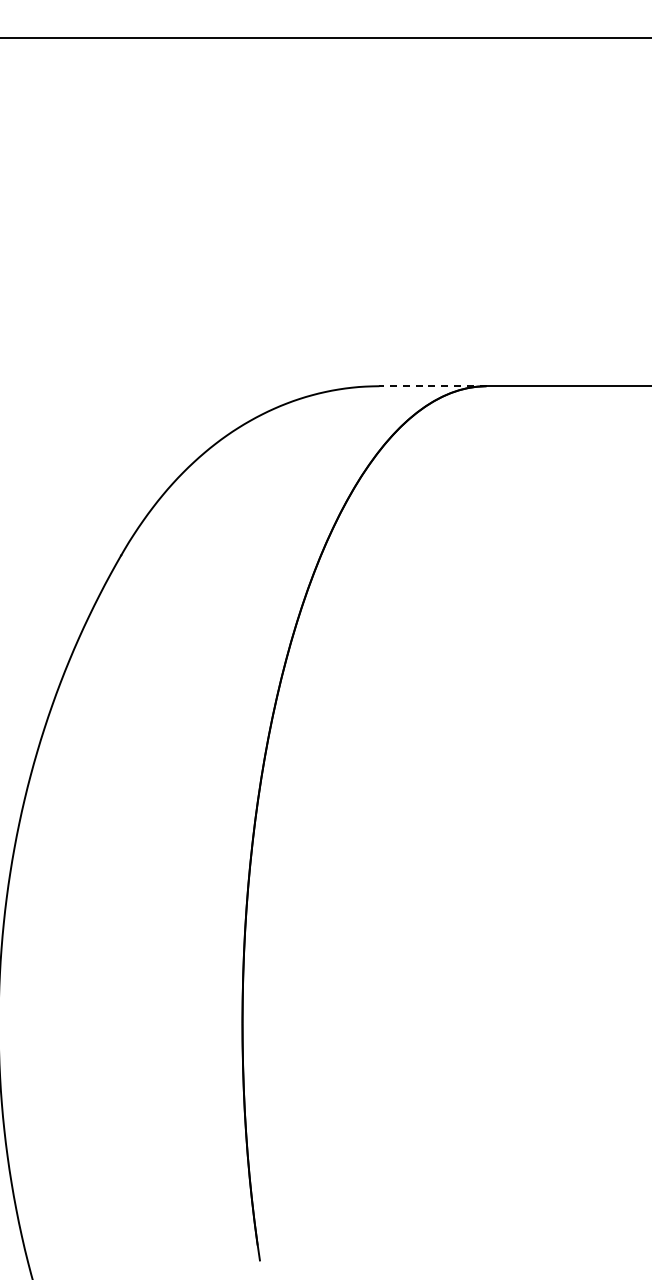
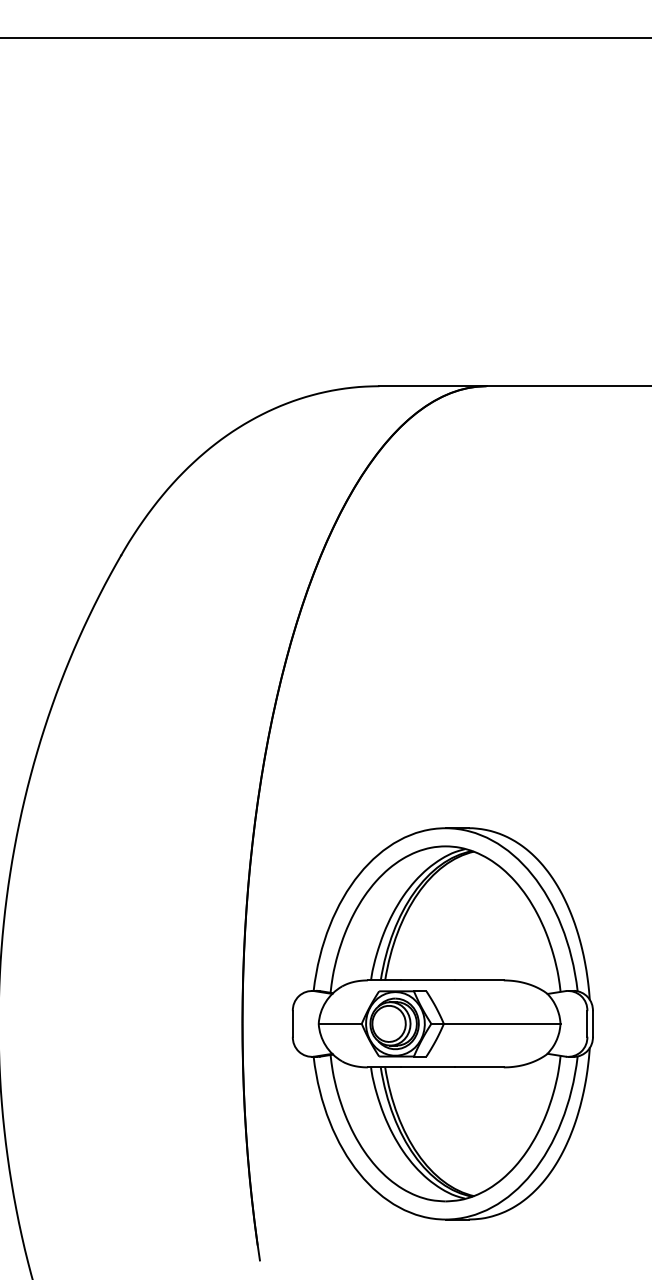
line: dashed -> solid (432, 386)
part: none -> present (442, 1023)
